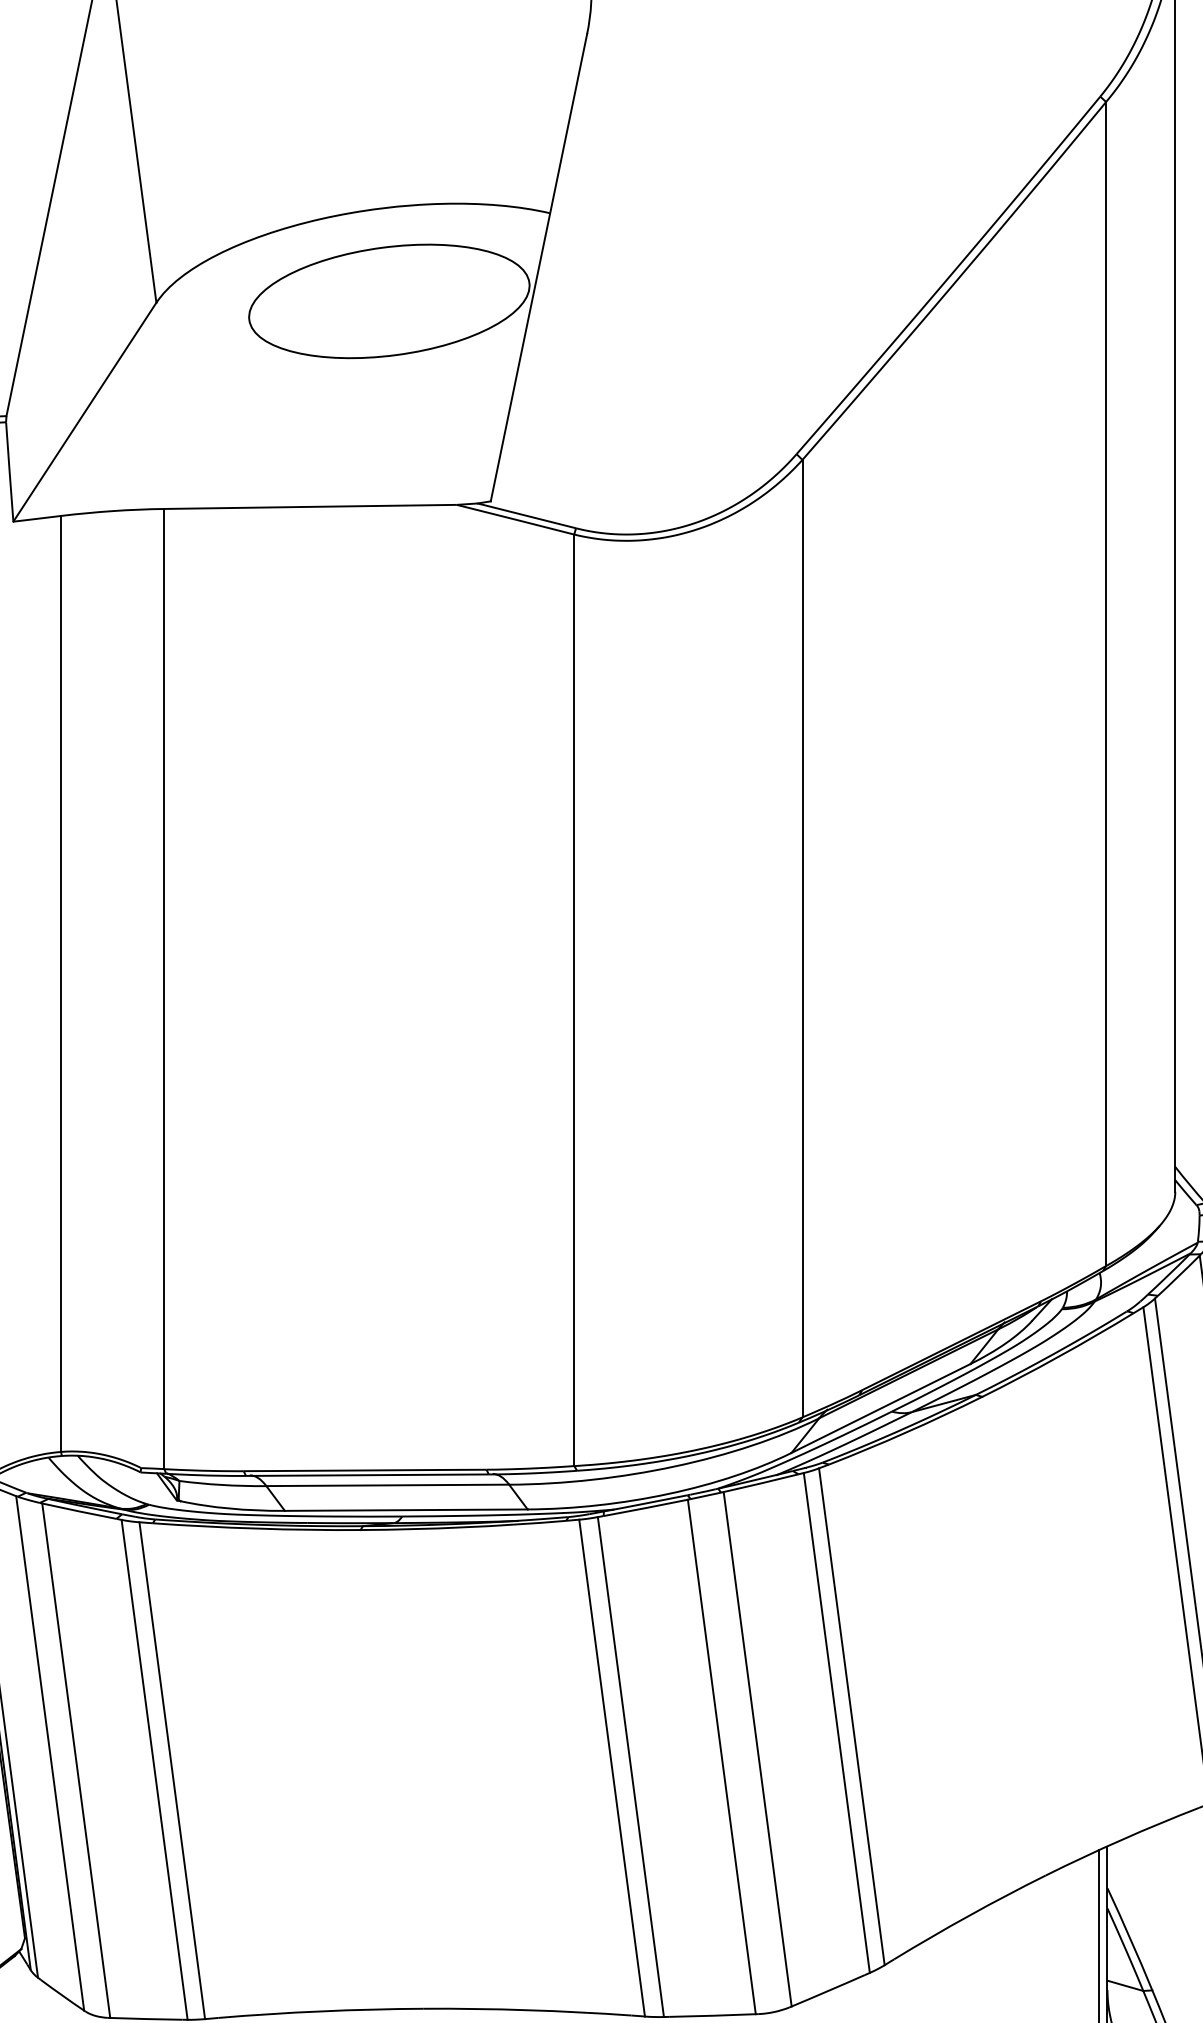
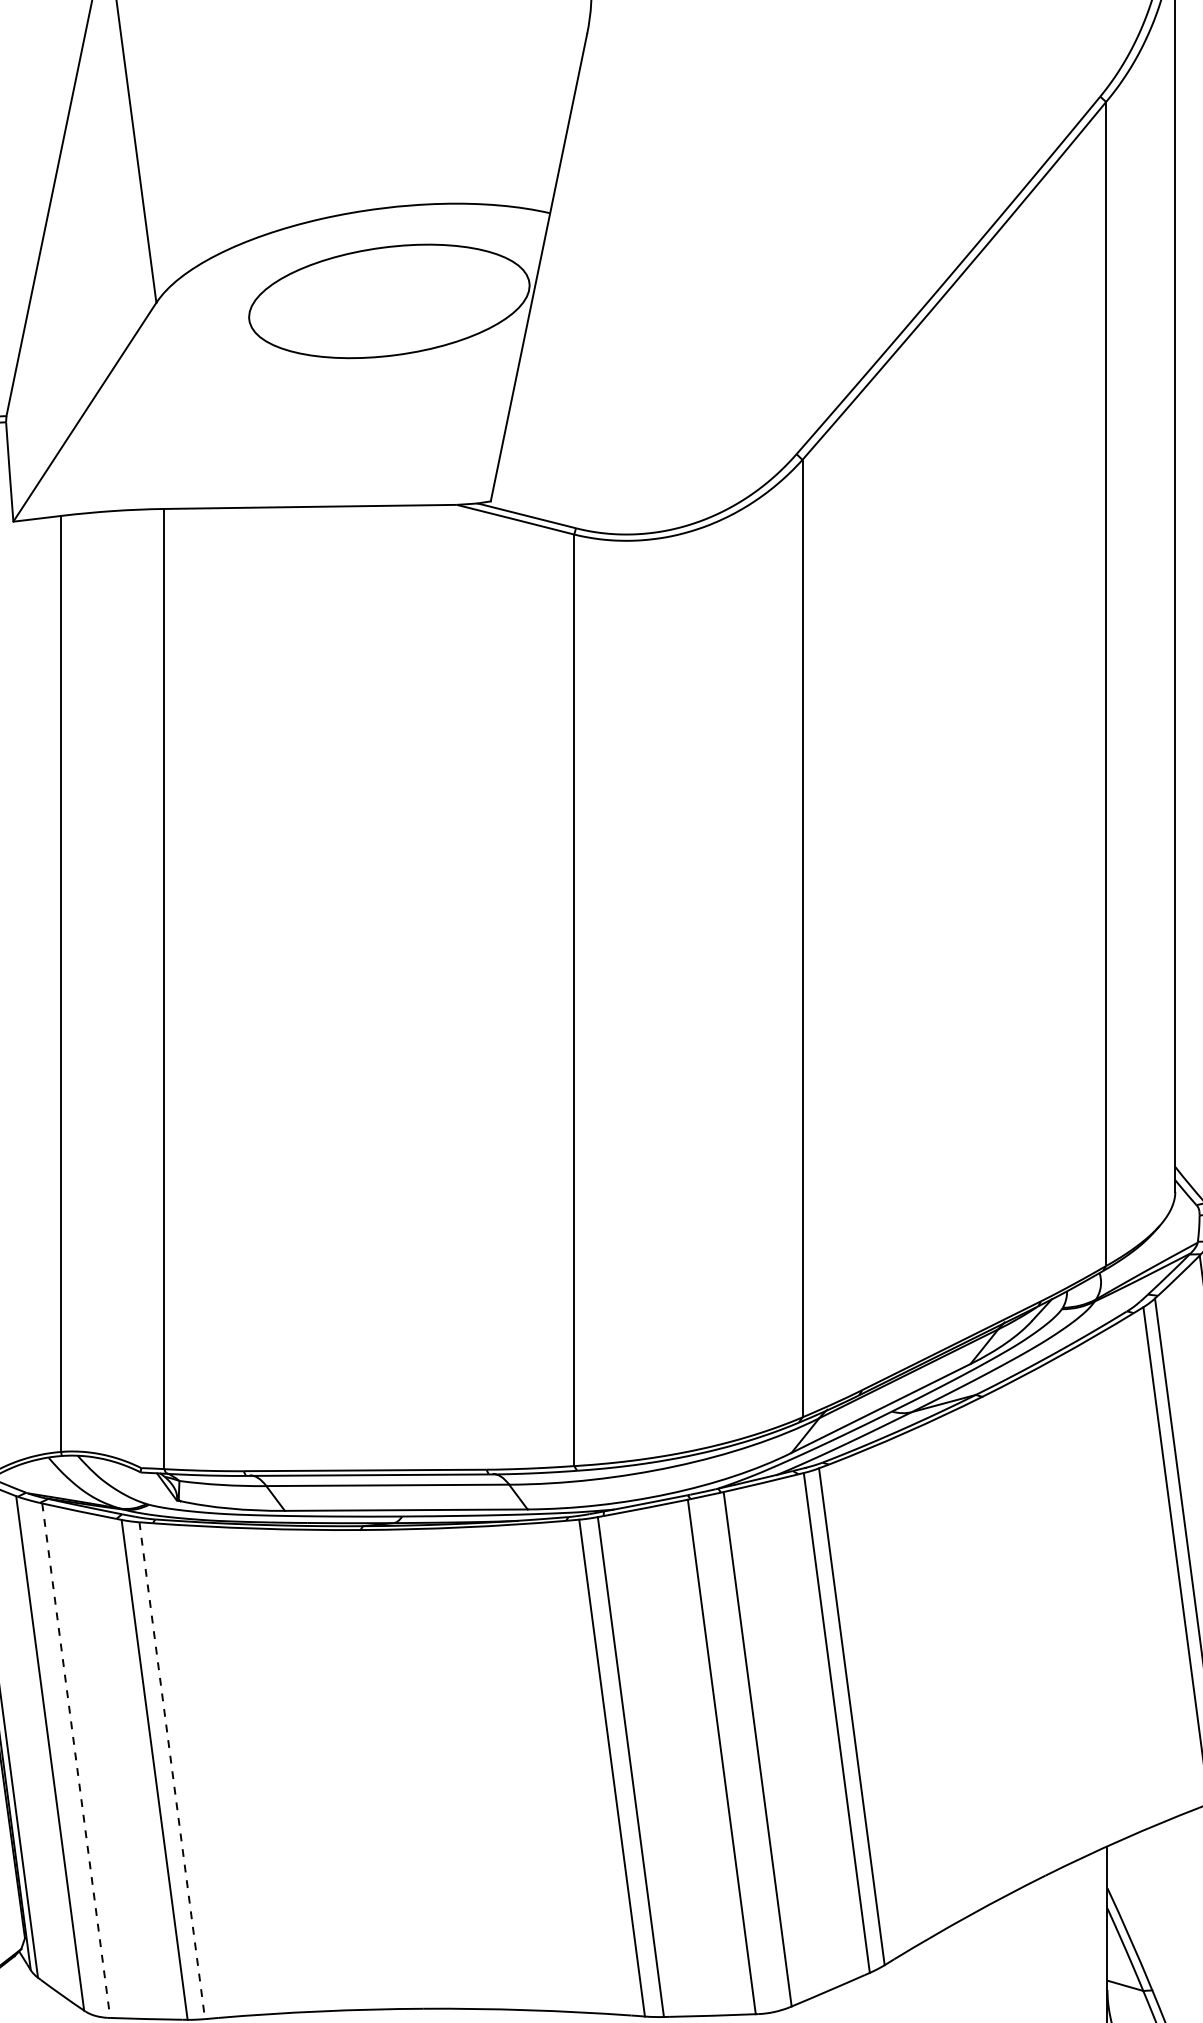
line: solid -> dashed (76, 1761)
line: solid -> dashed (172, 1770)
line: present -> none (1099, 1934)
